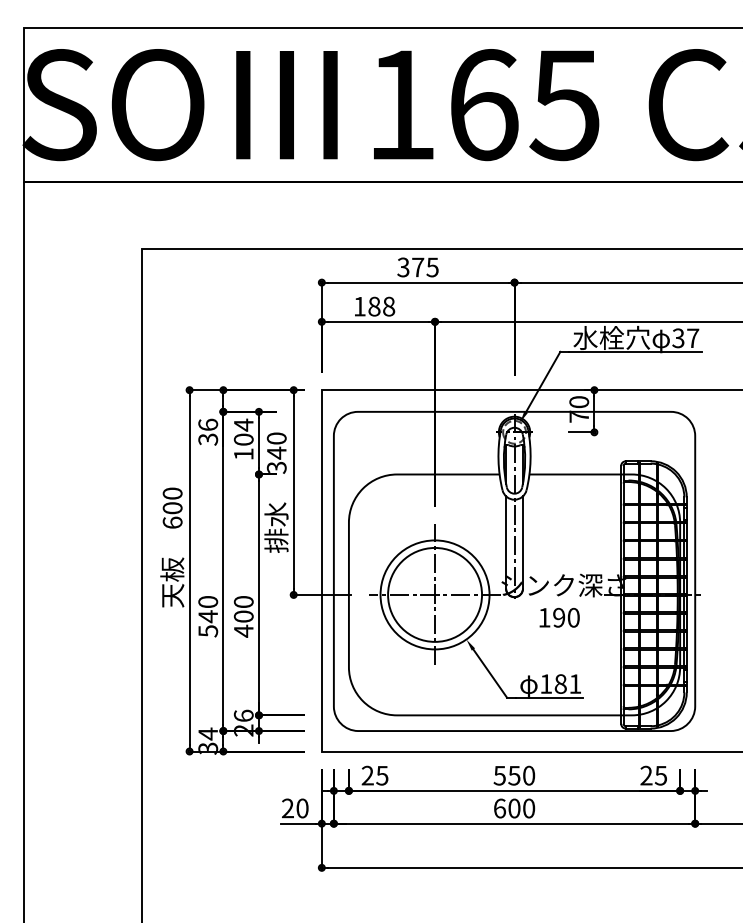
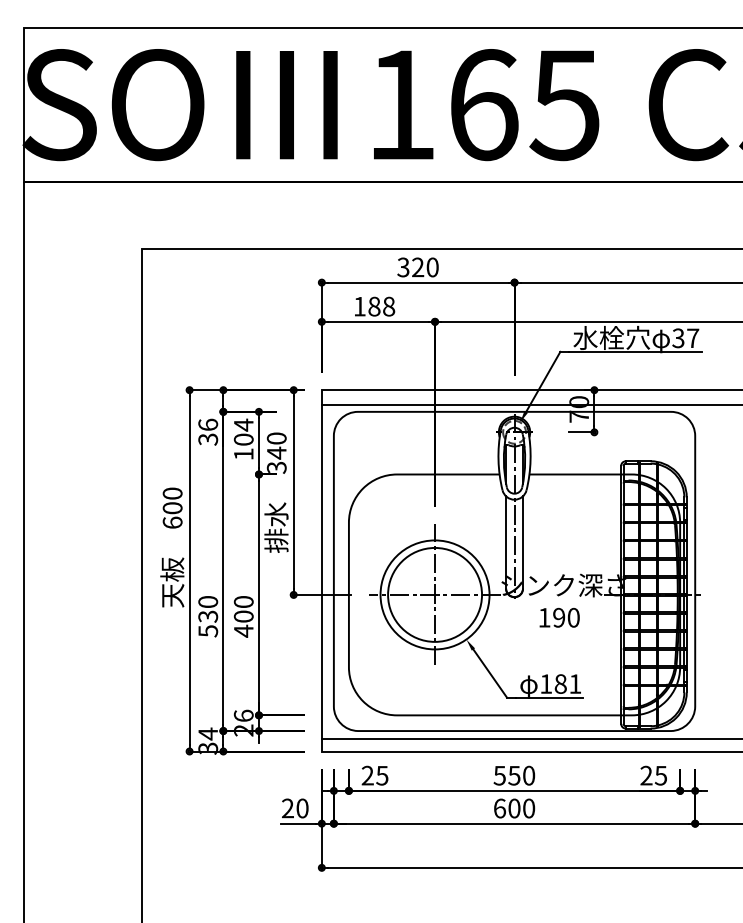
text: 375 -> 320 (425, 267)
line: none -> present (530, 405)
text: 540 -> 530 (208, 616)
line: none -> present (530, 738)
